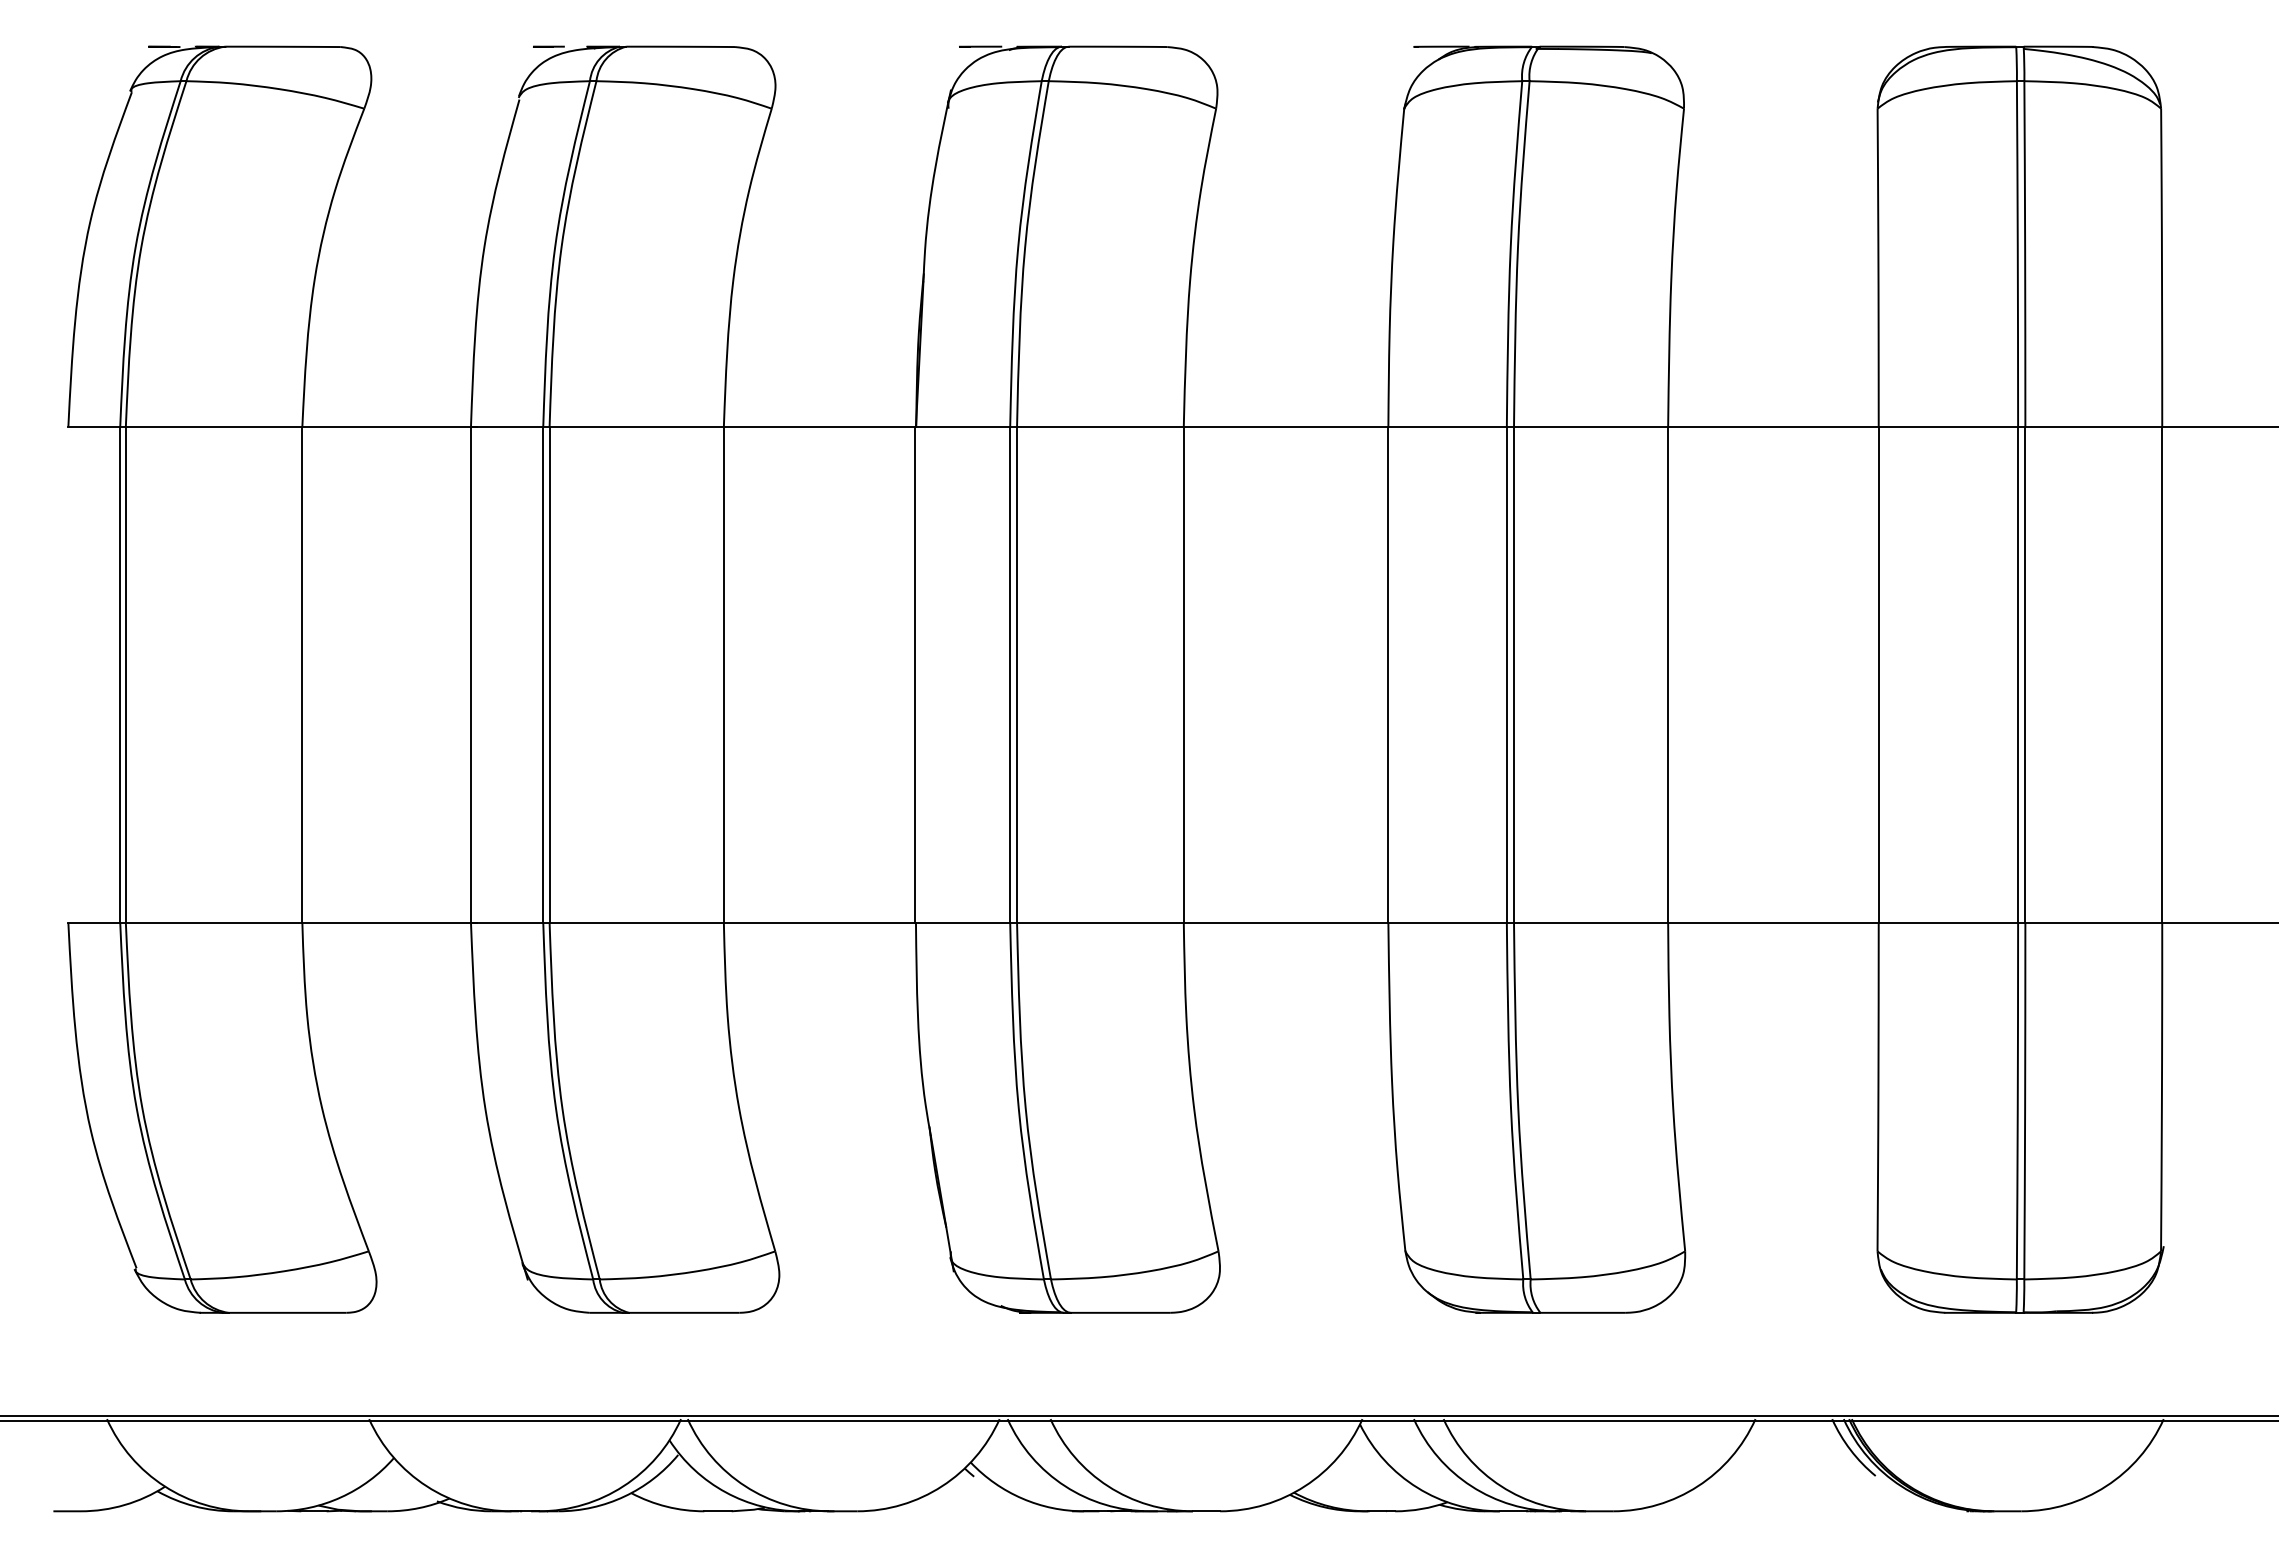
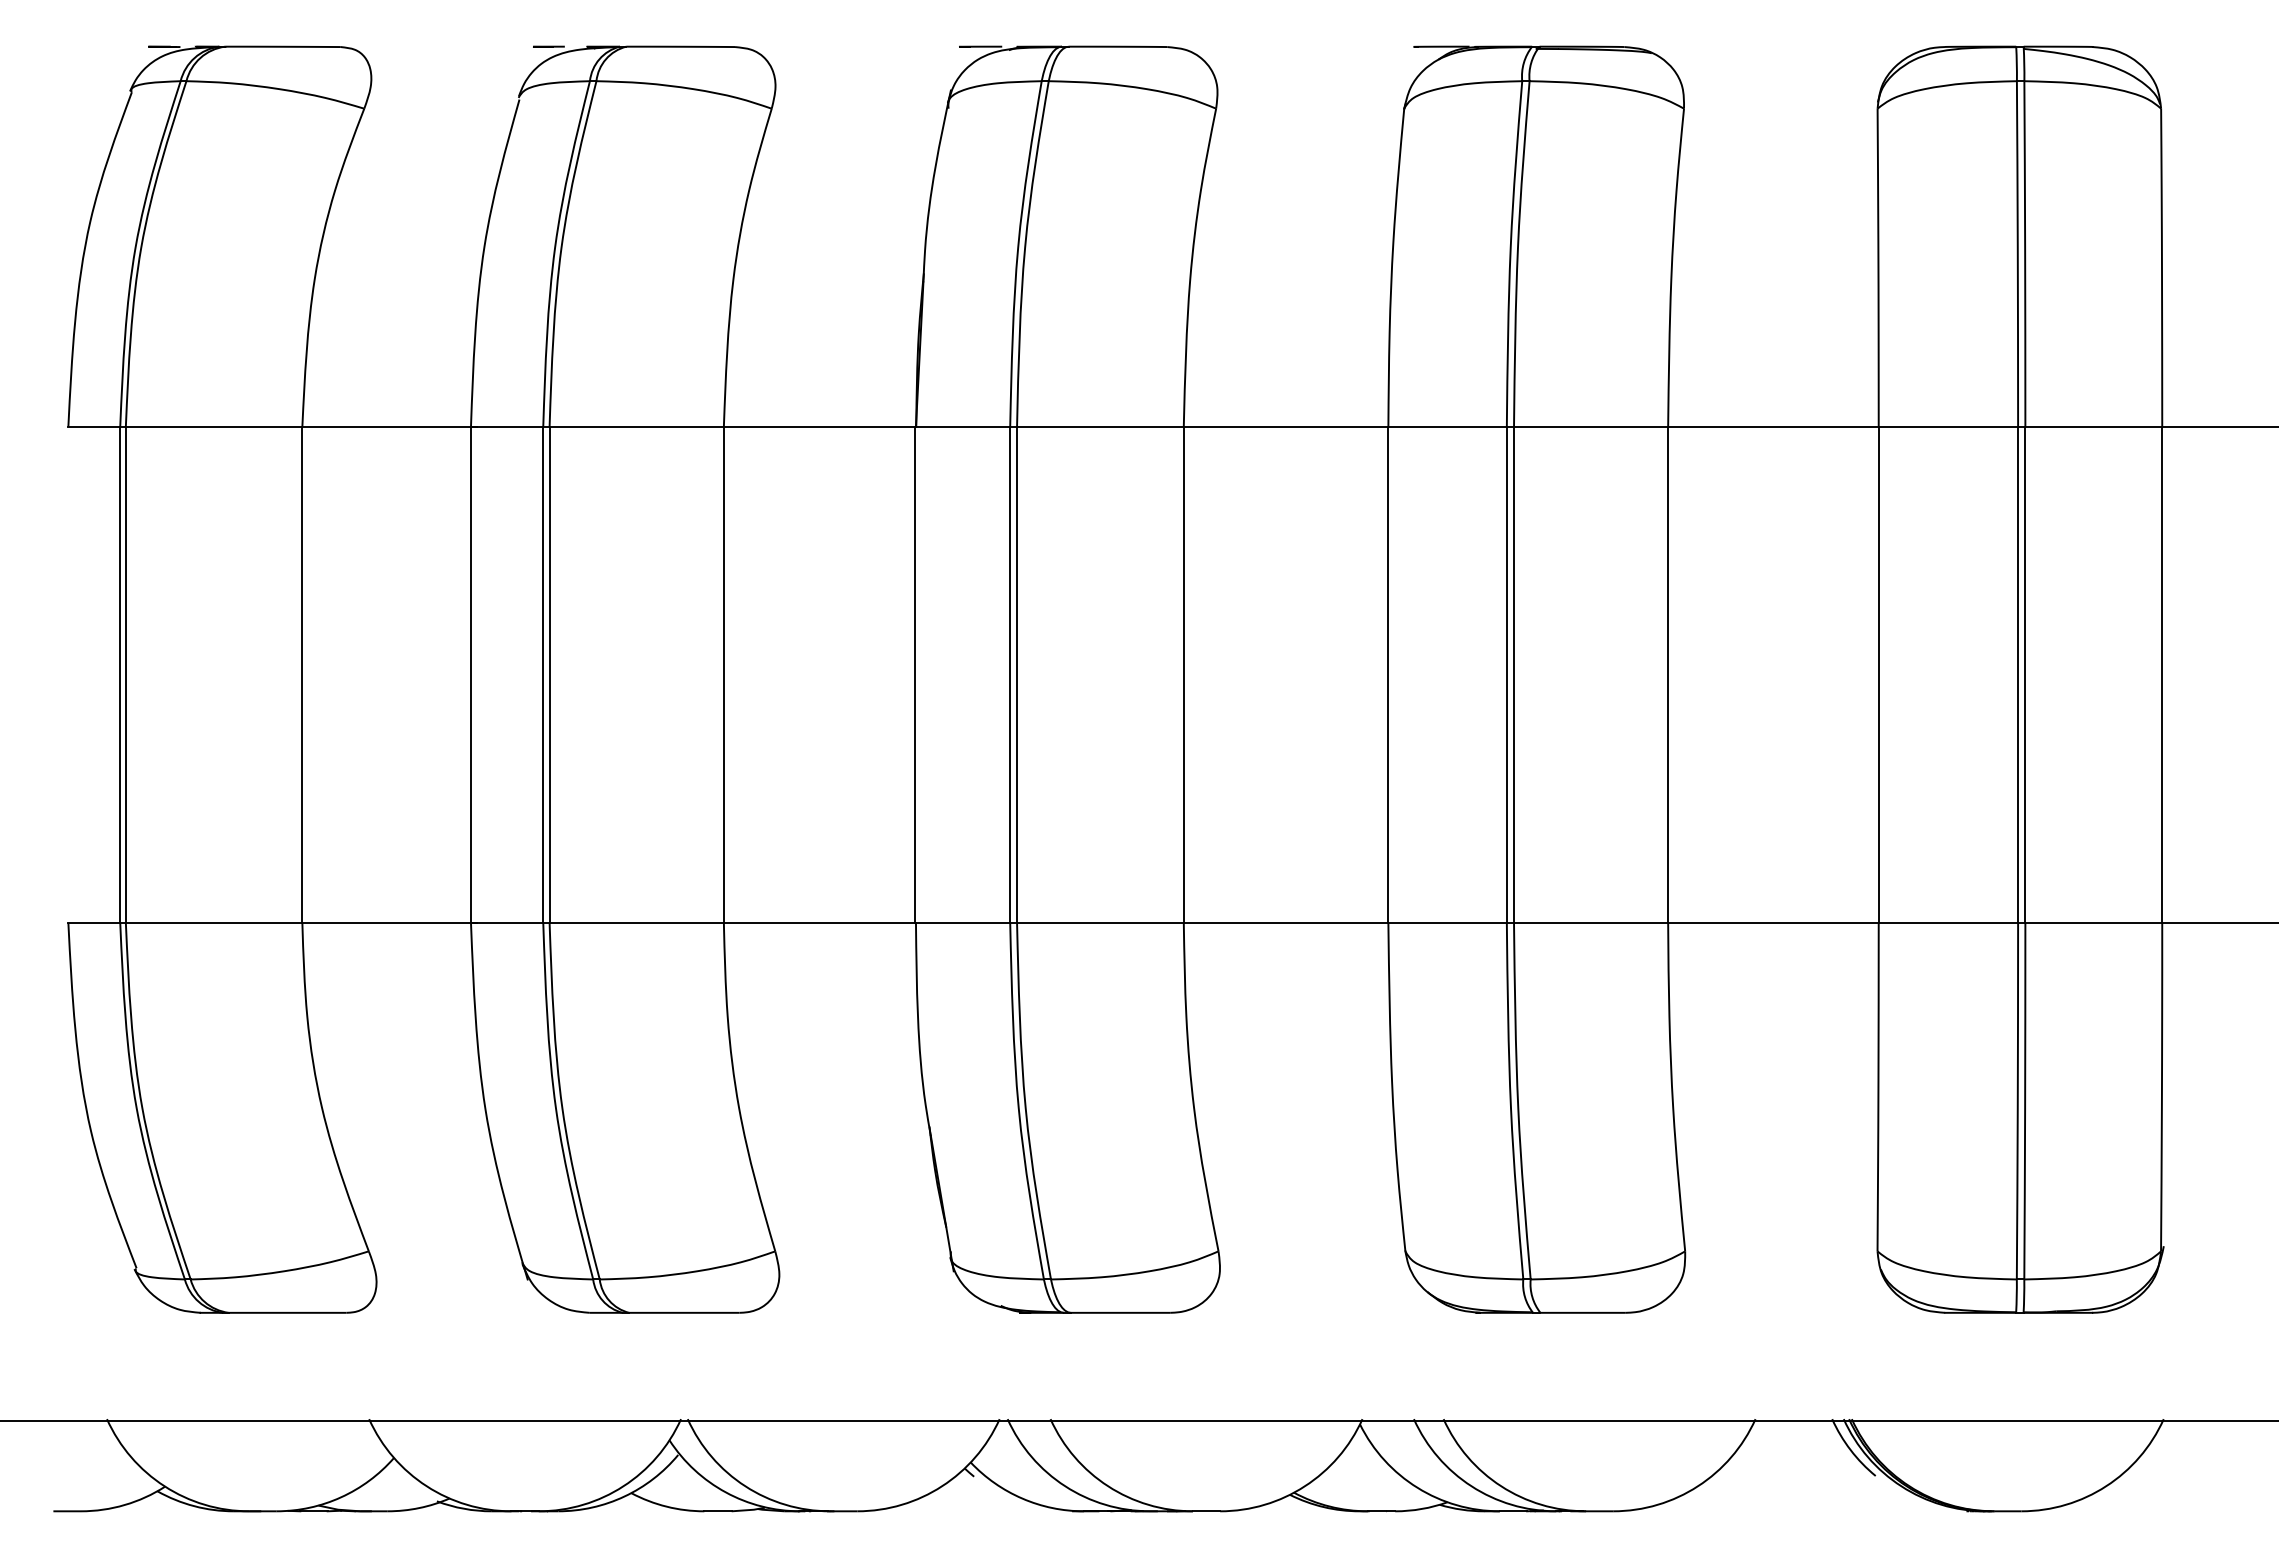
line: present -> none (1138, 1416)
